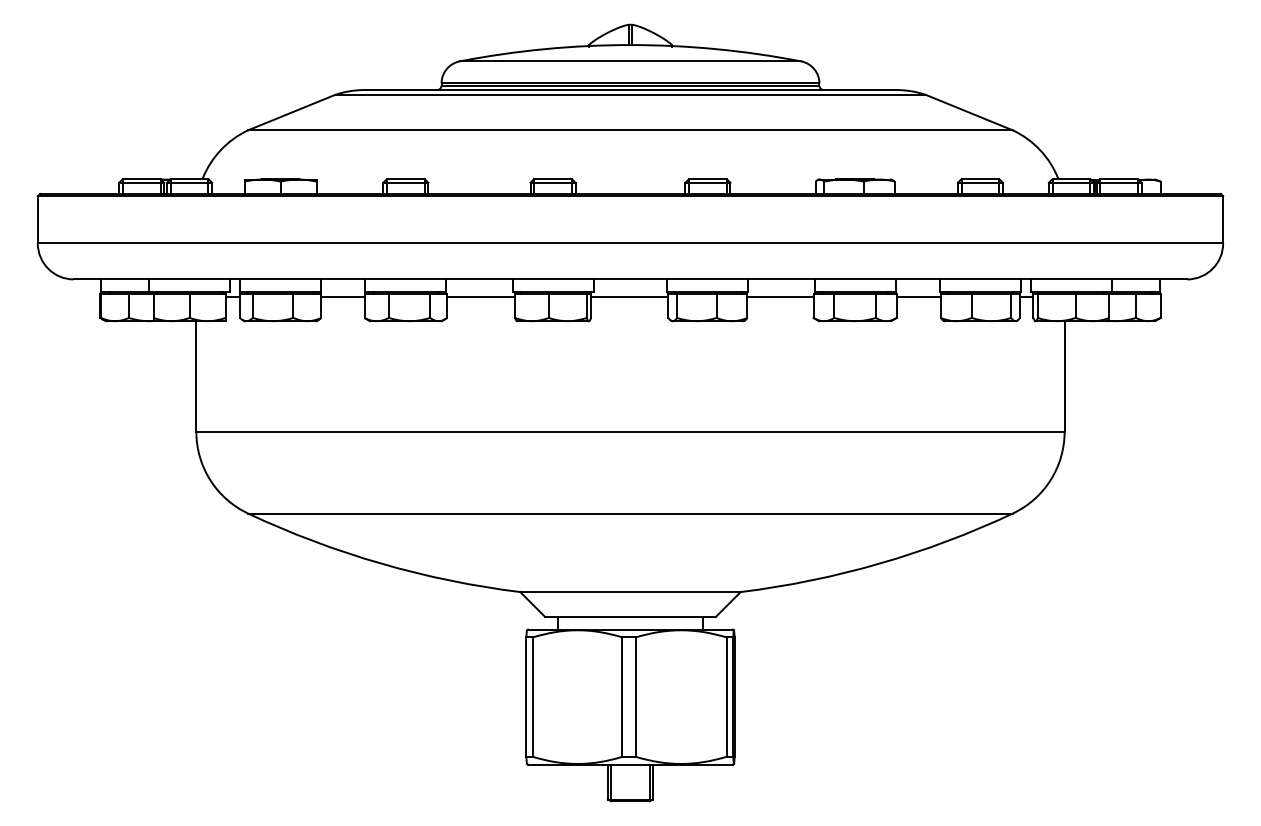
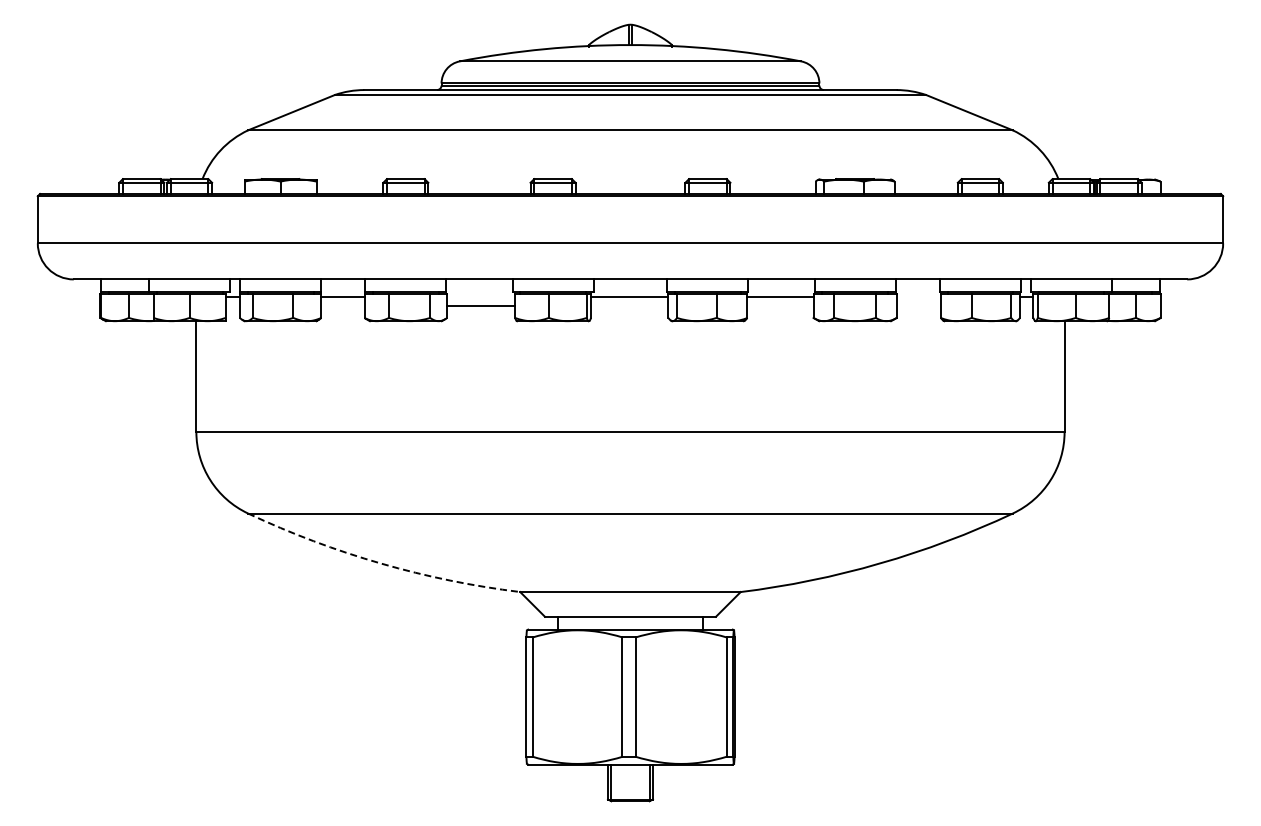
line position: (481, 297) -> (481, 306) (481, 306)
line: present -> none (918, 297)
arc: solid -> dashed (381, 563)
